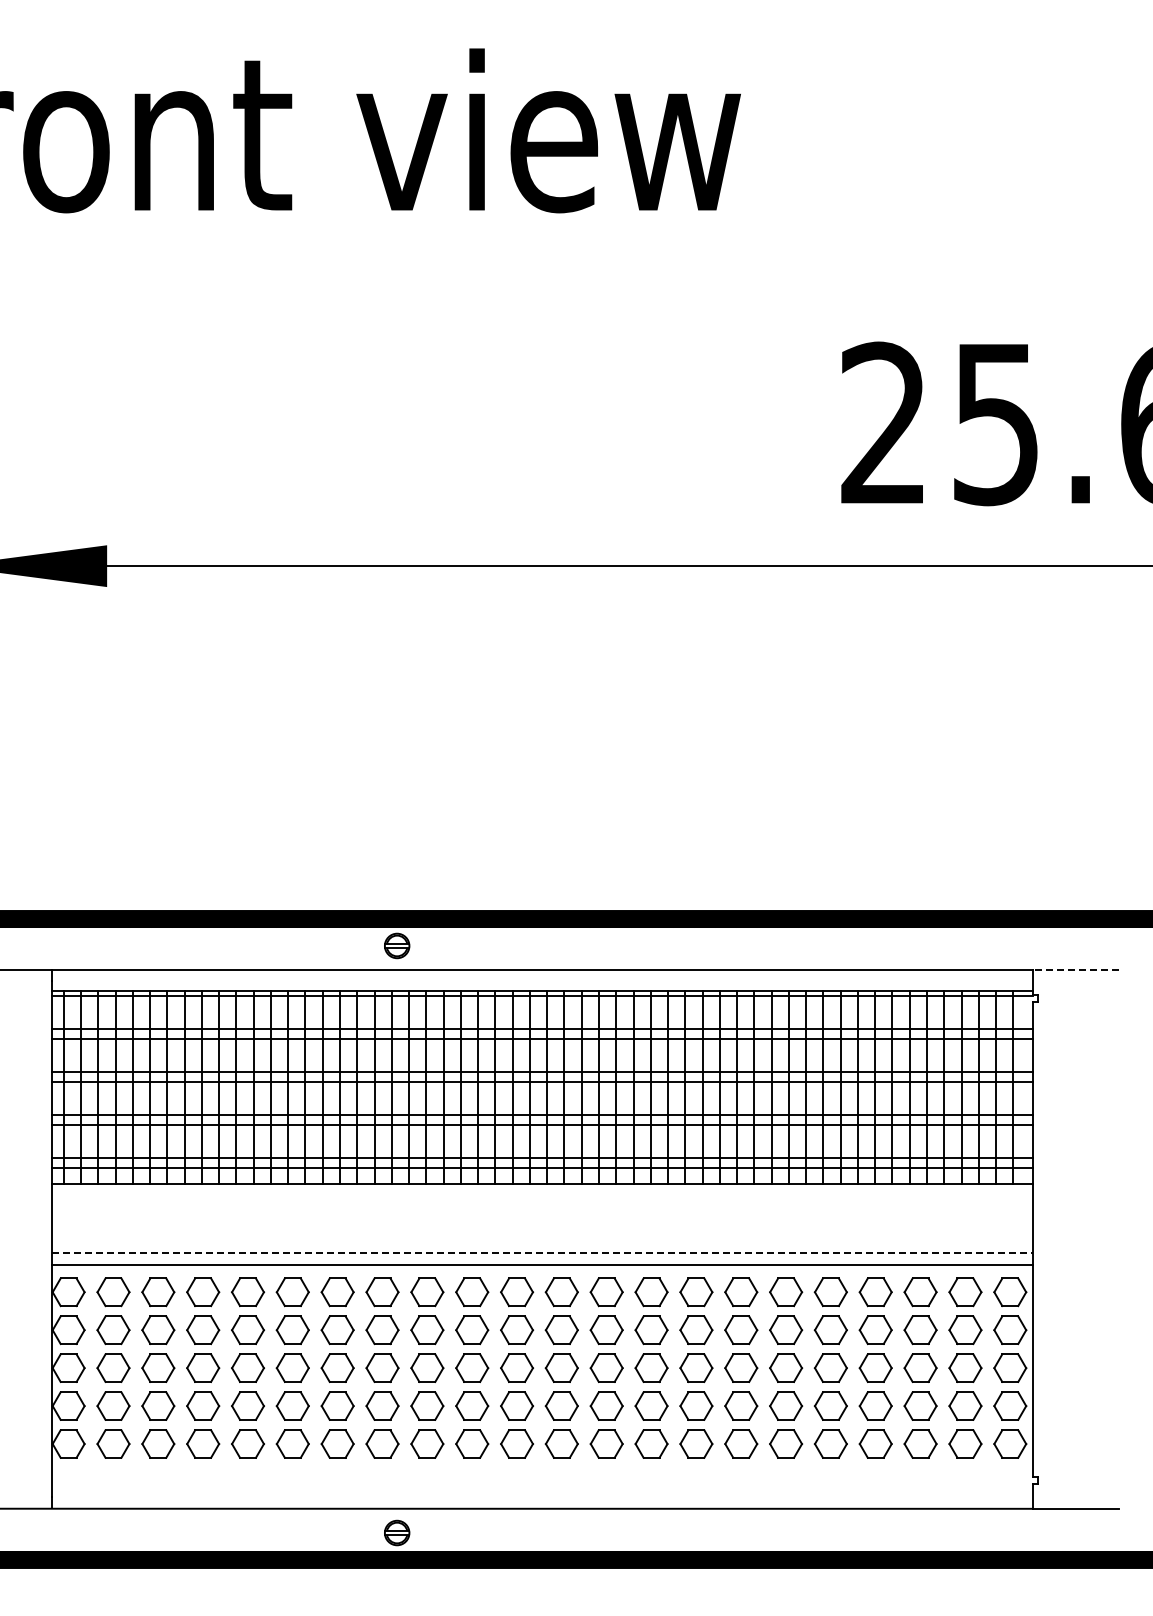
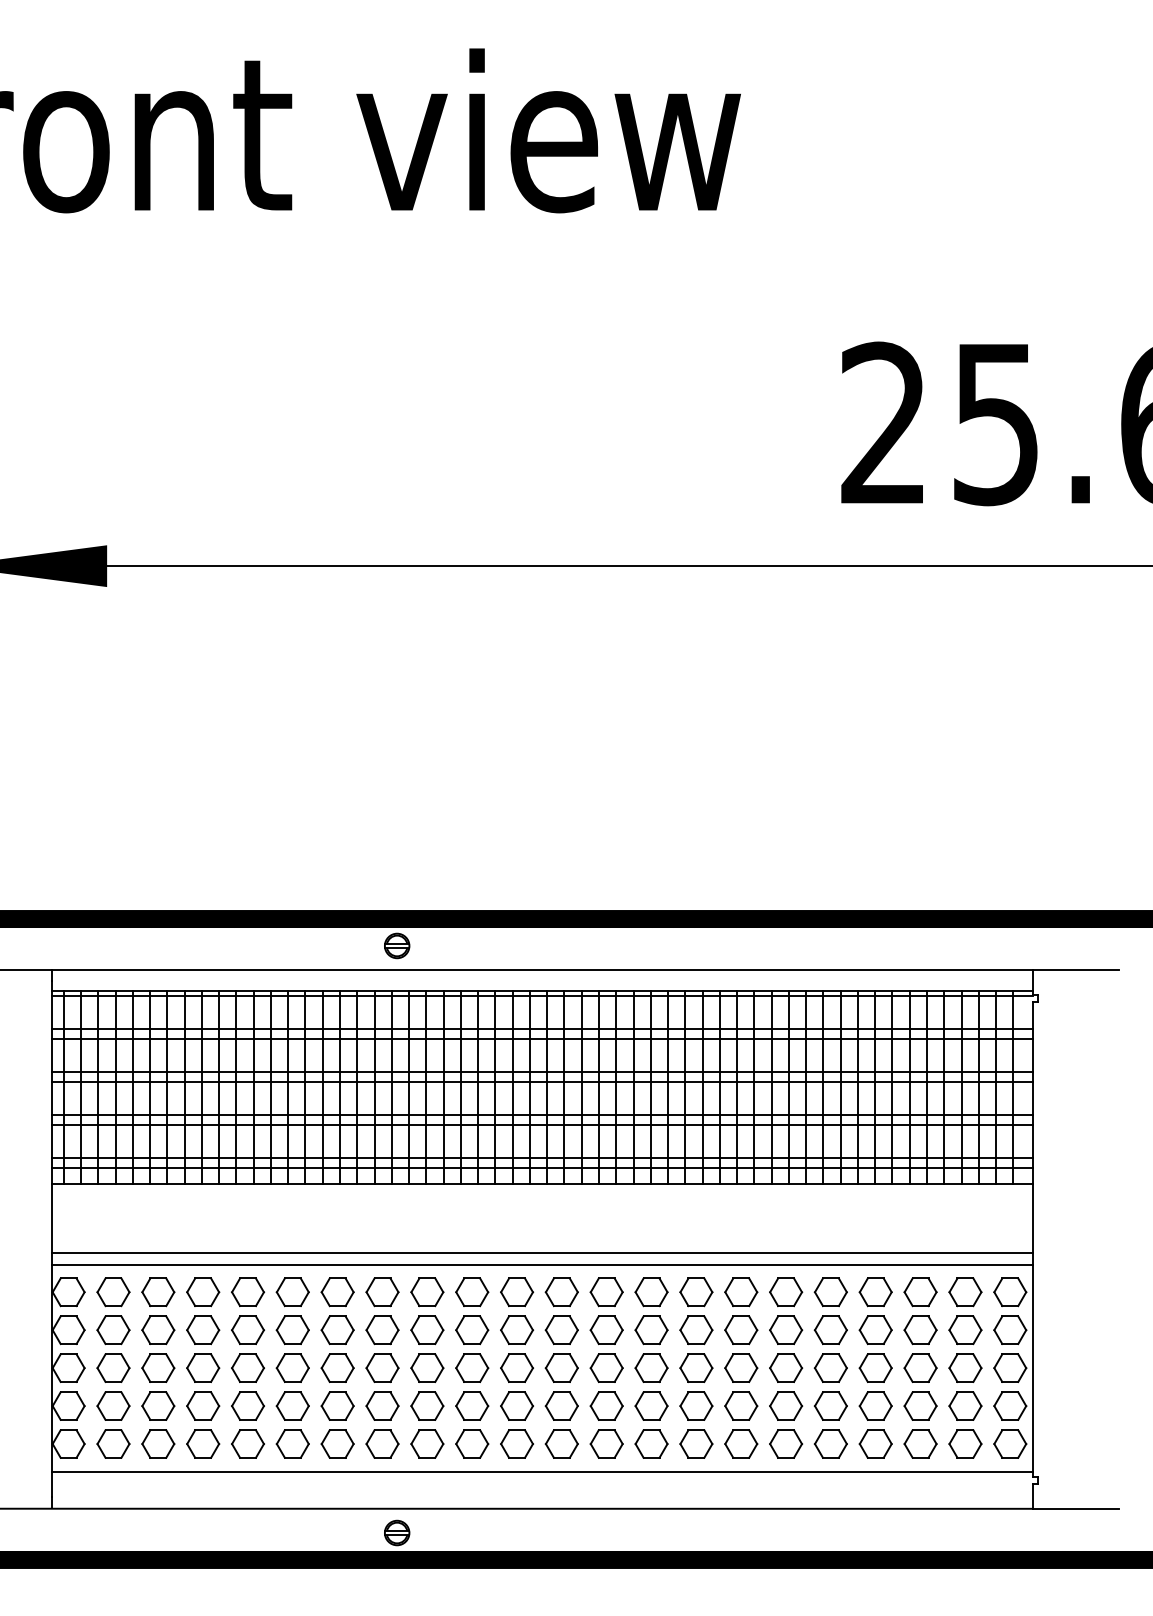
line: dashed -> solid (1075, 970)
line: dashed -> solid (542, 1252)
line: none -> present (541, 1471)
